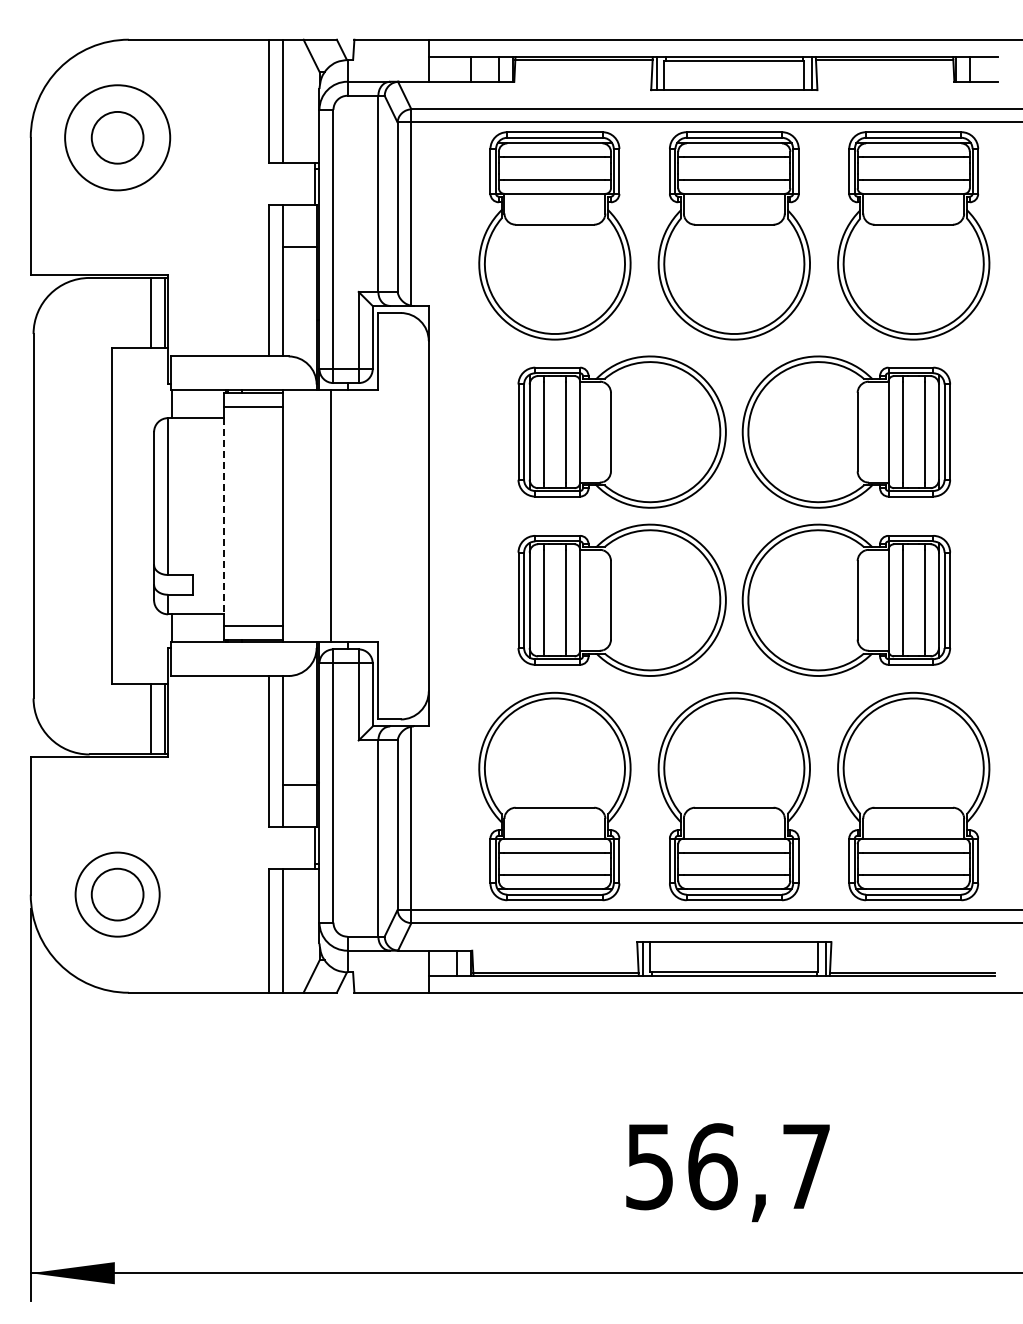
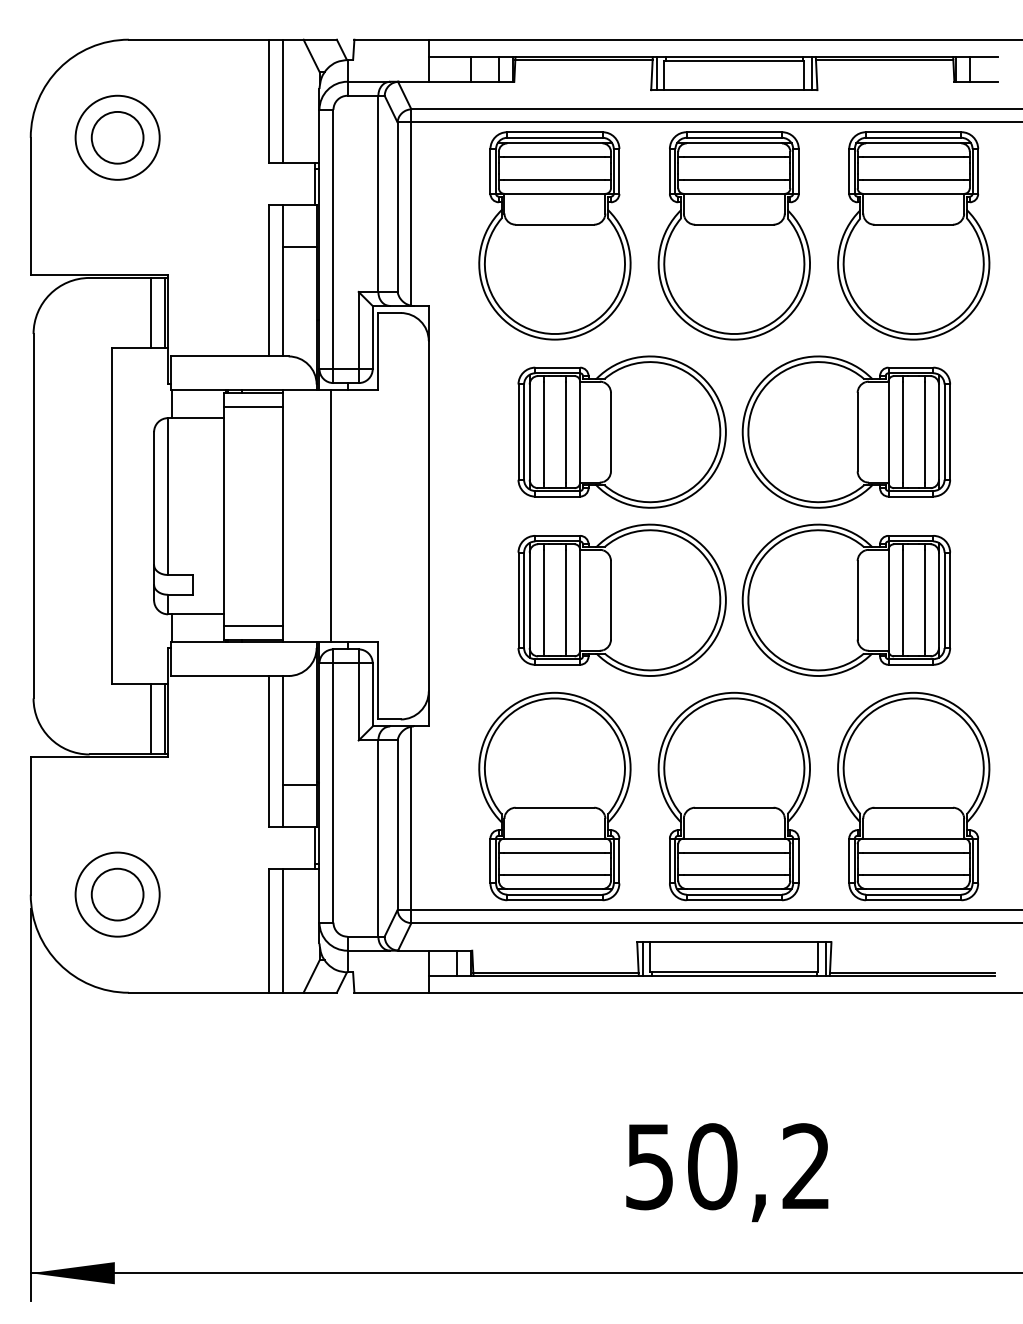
circle diameter: 105 px -> 84 px (117, 137)
line: dashed -> solid (224, 516)
text: 56,7 -> 50,2 (758, 1166)
